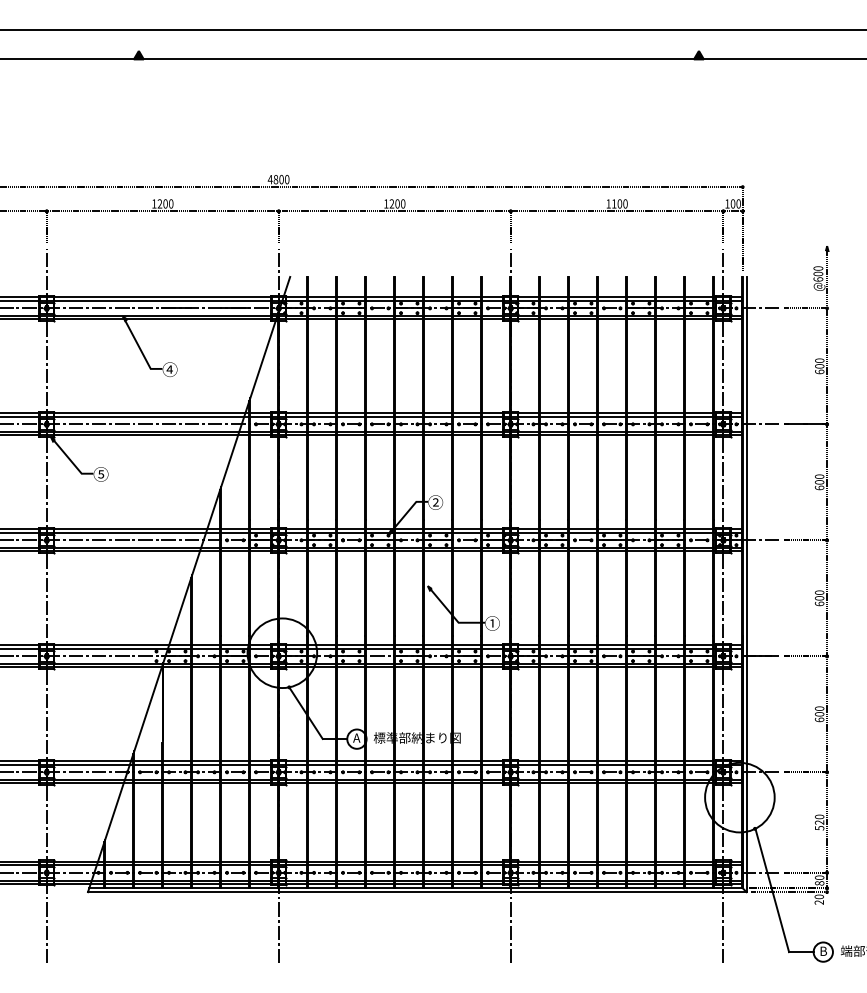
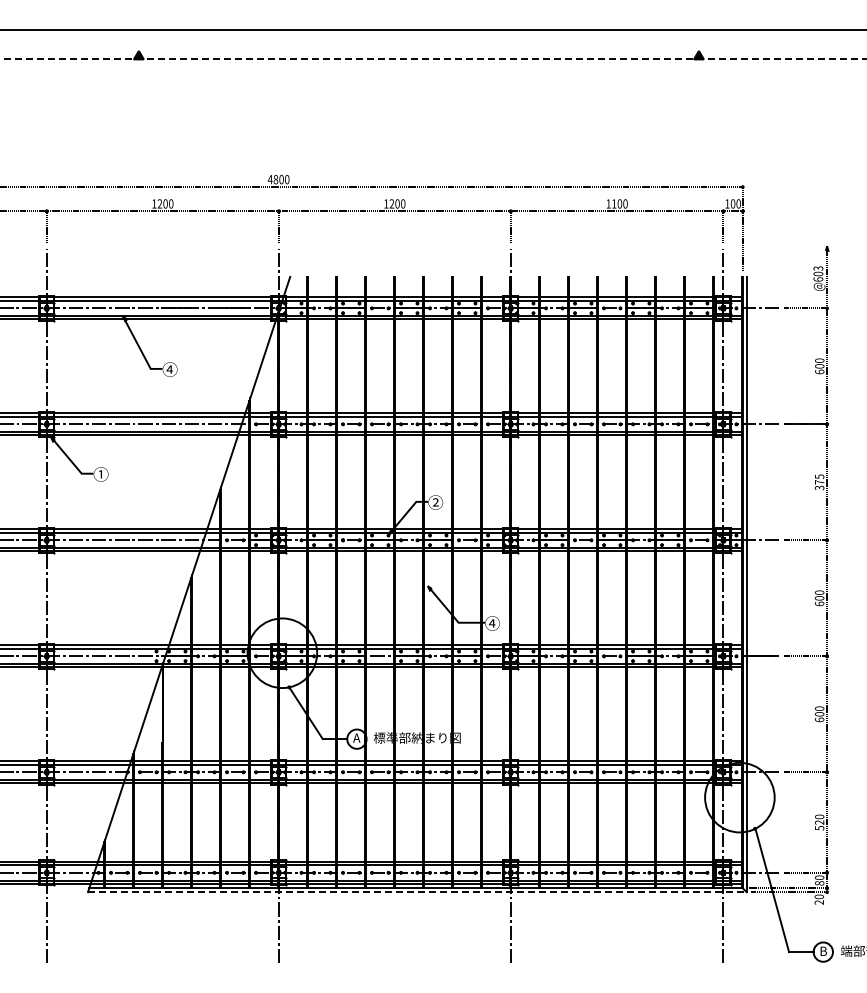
line: solid -> dashed (433, 59)
text: @600 -> @603 (818, 268)
text: ⑤ -> ① (101, 474)
text: 600 -> 375 (819, 482)
text: ① -> ④ (492, 623)
line: solid -> dashed (417, 892)
